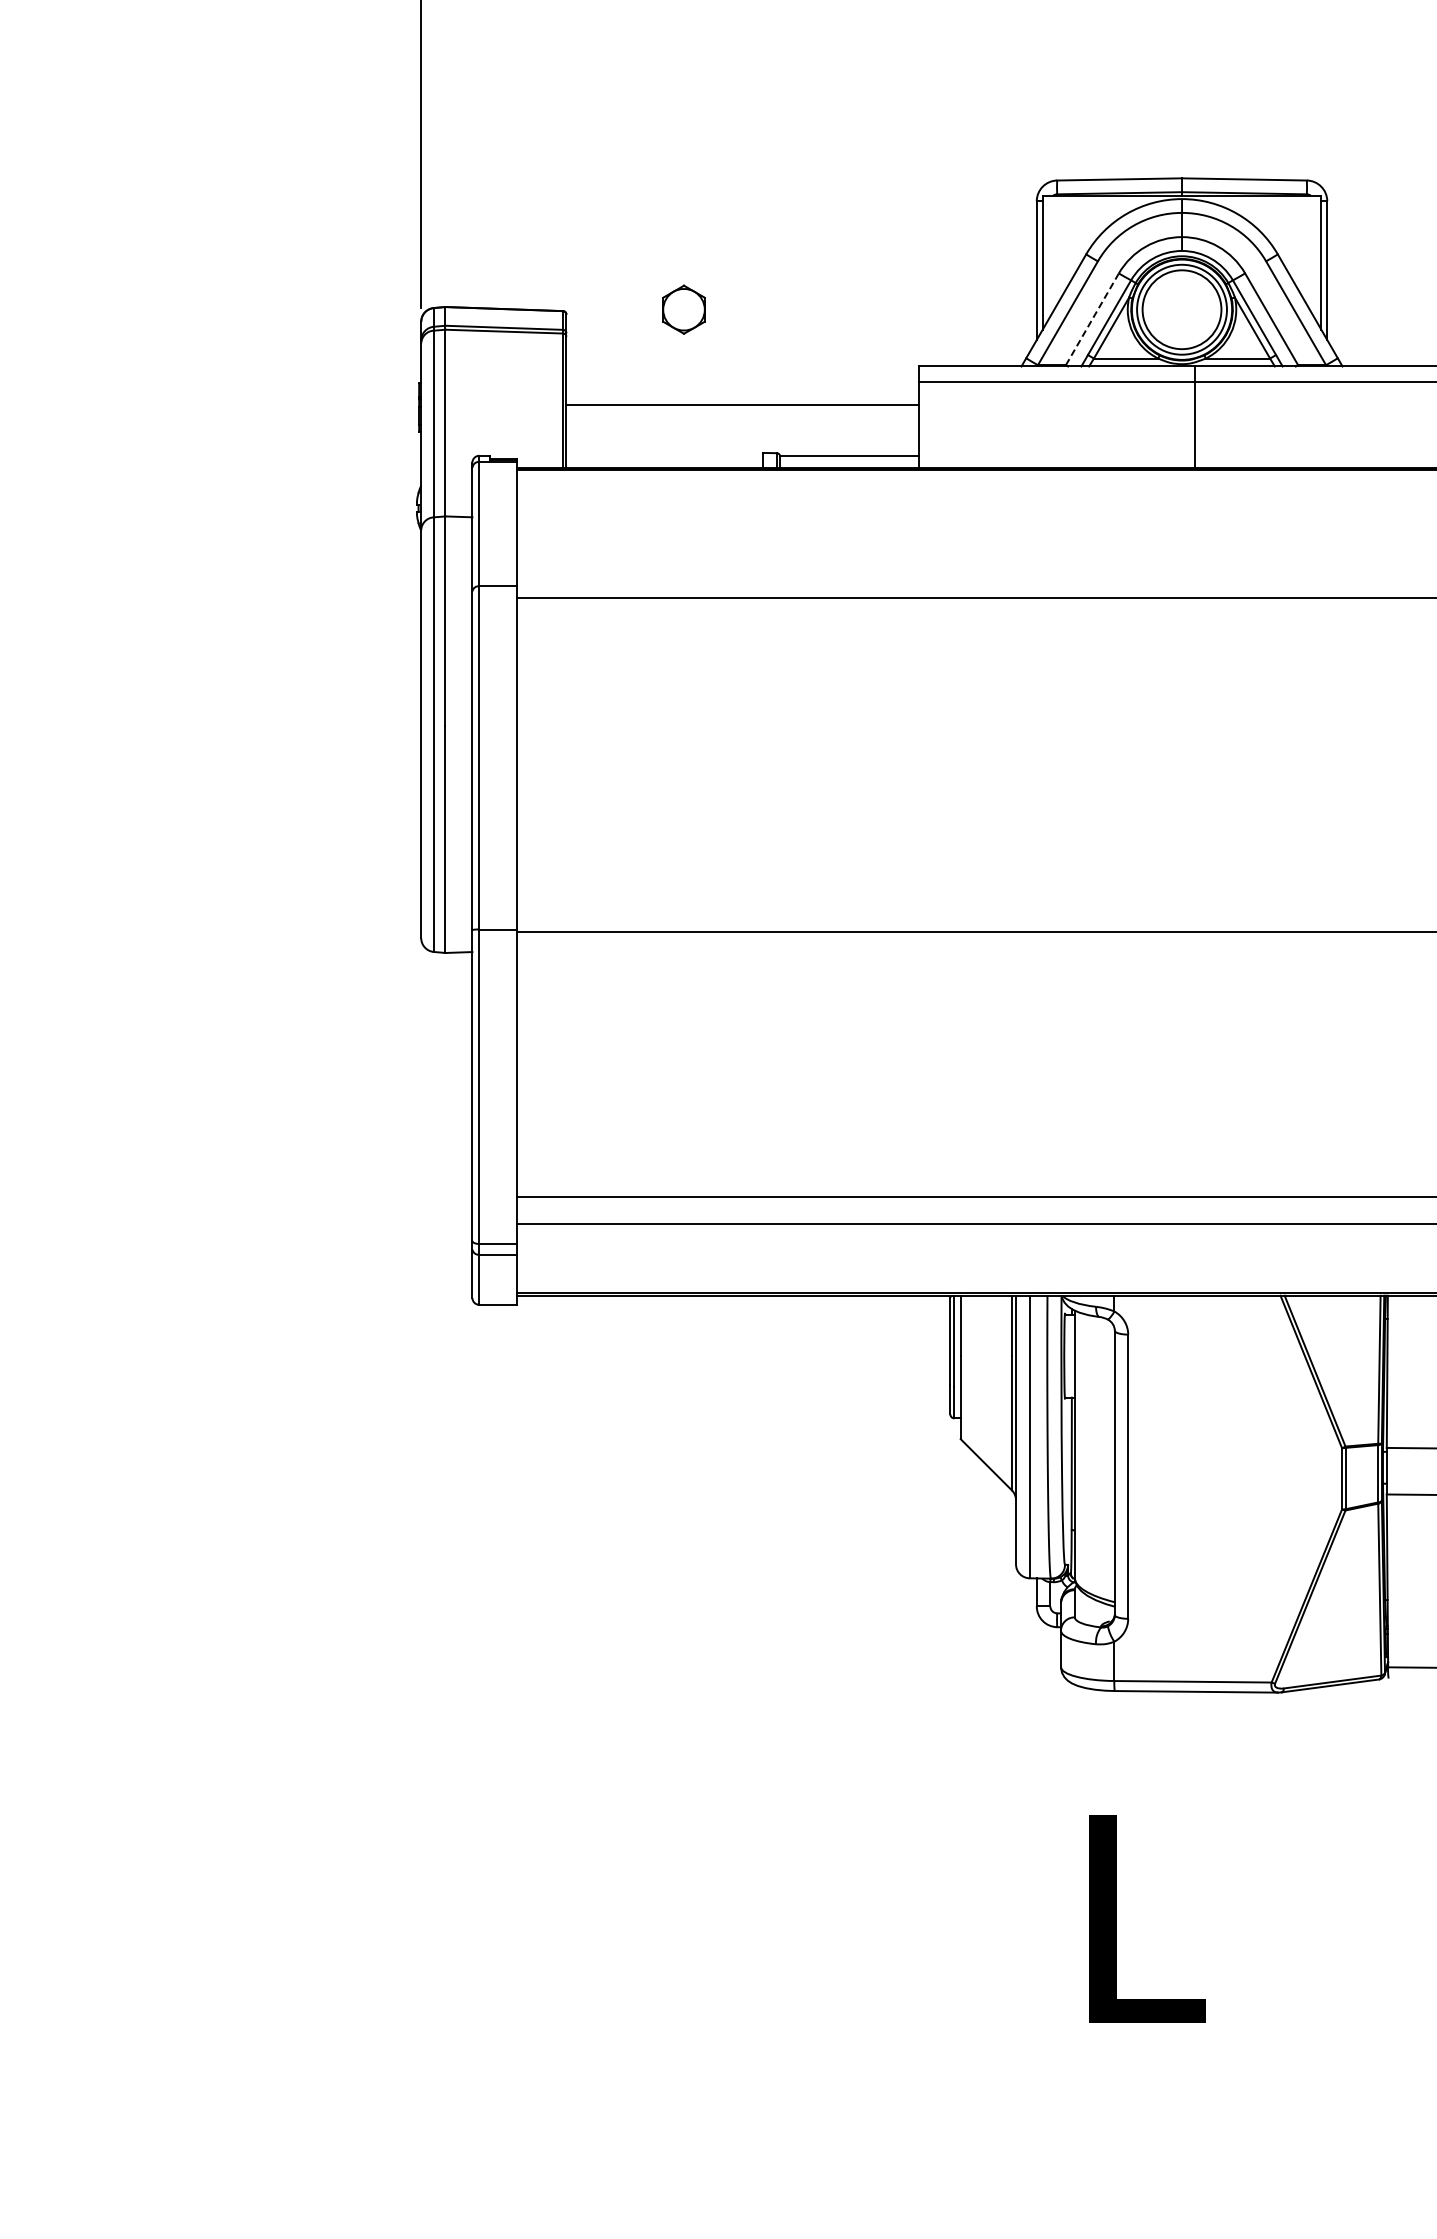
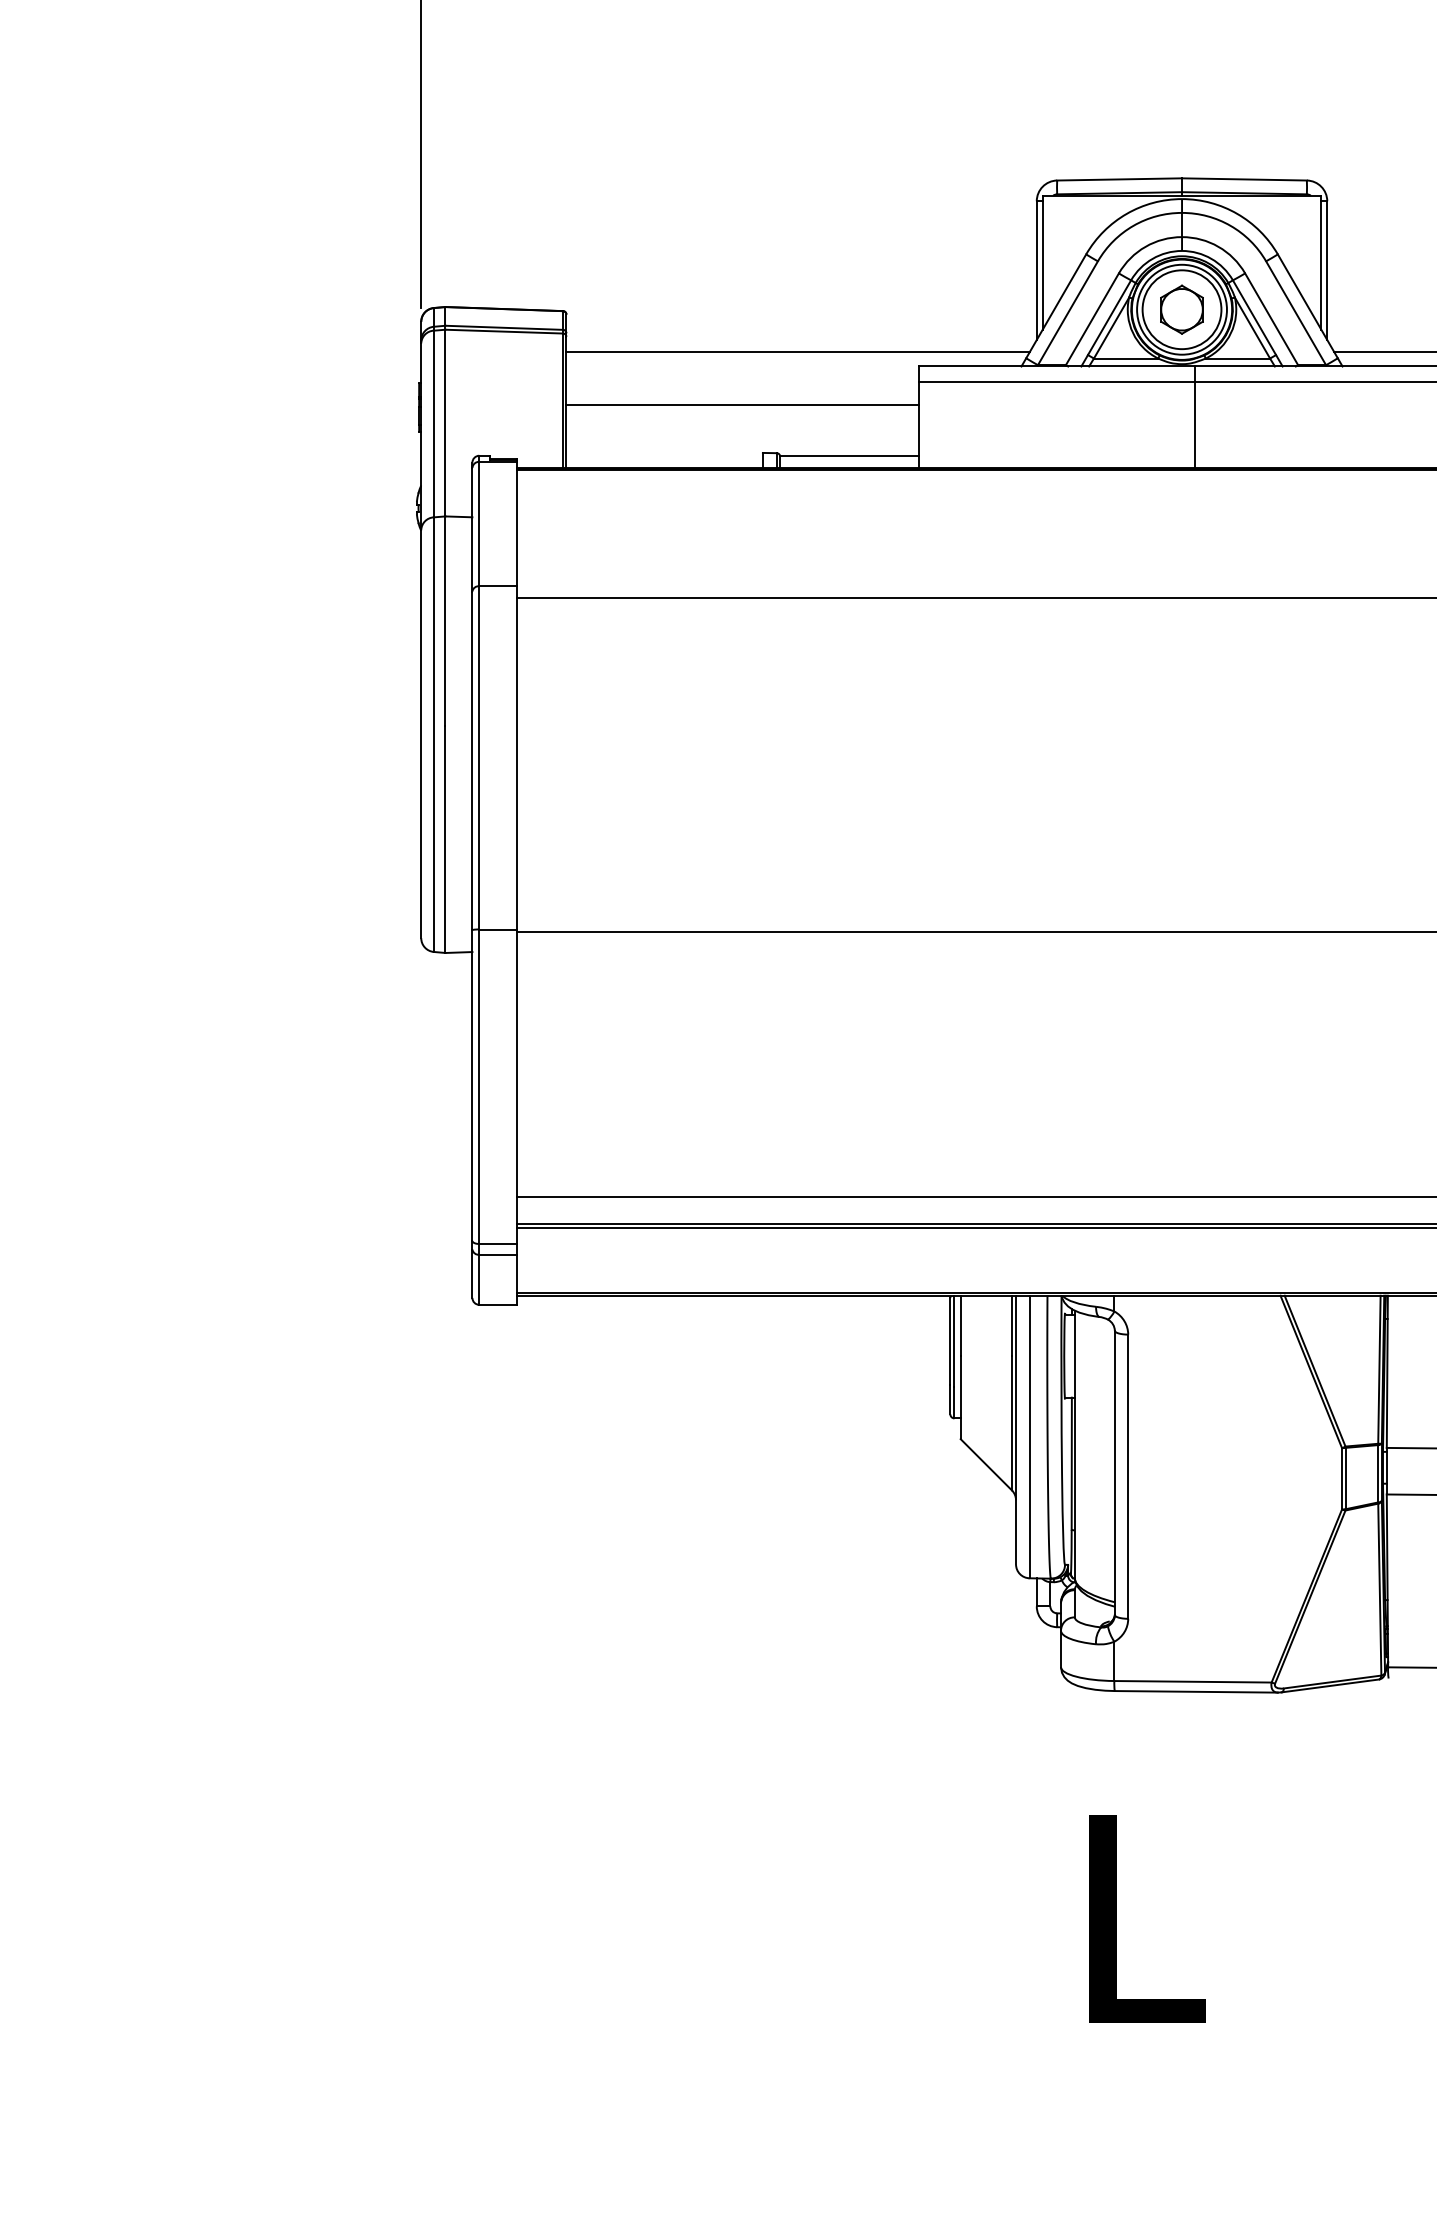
part position: (683, 309) -> (1181, 309) (1181, 309)
line: dashed -> solid (1092, 319)
line: none -> present (797, 352)
line: none -> present (1383, 352)
line: none -> present (975, 1227)
